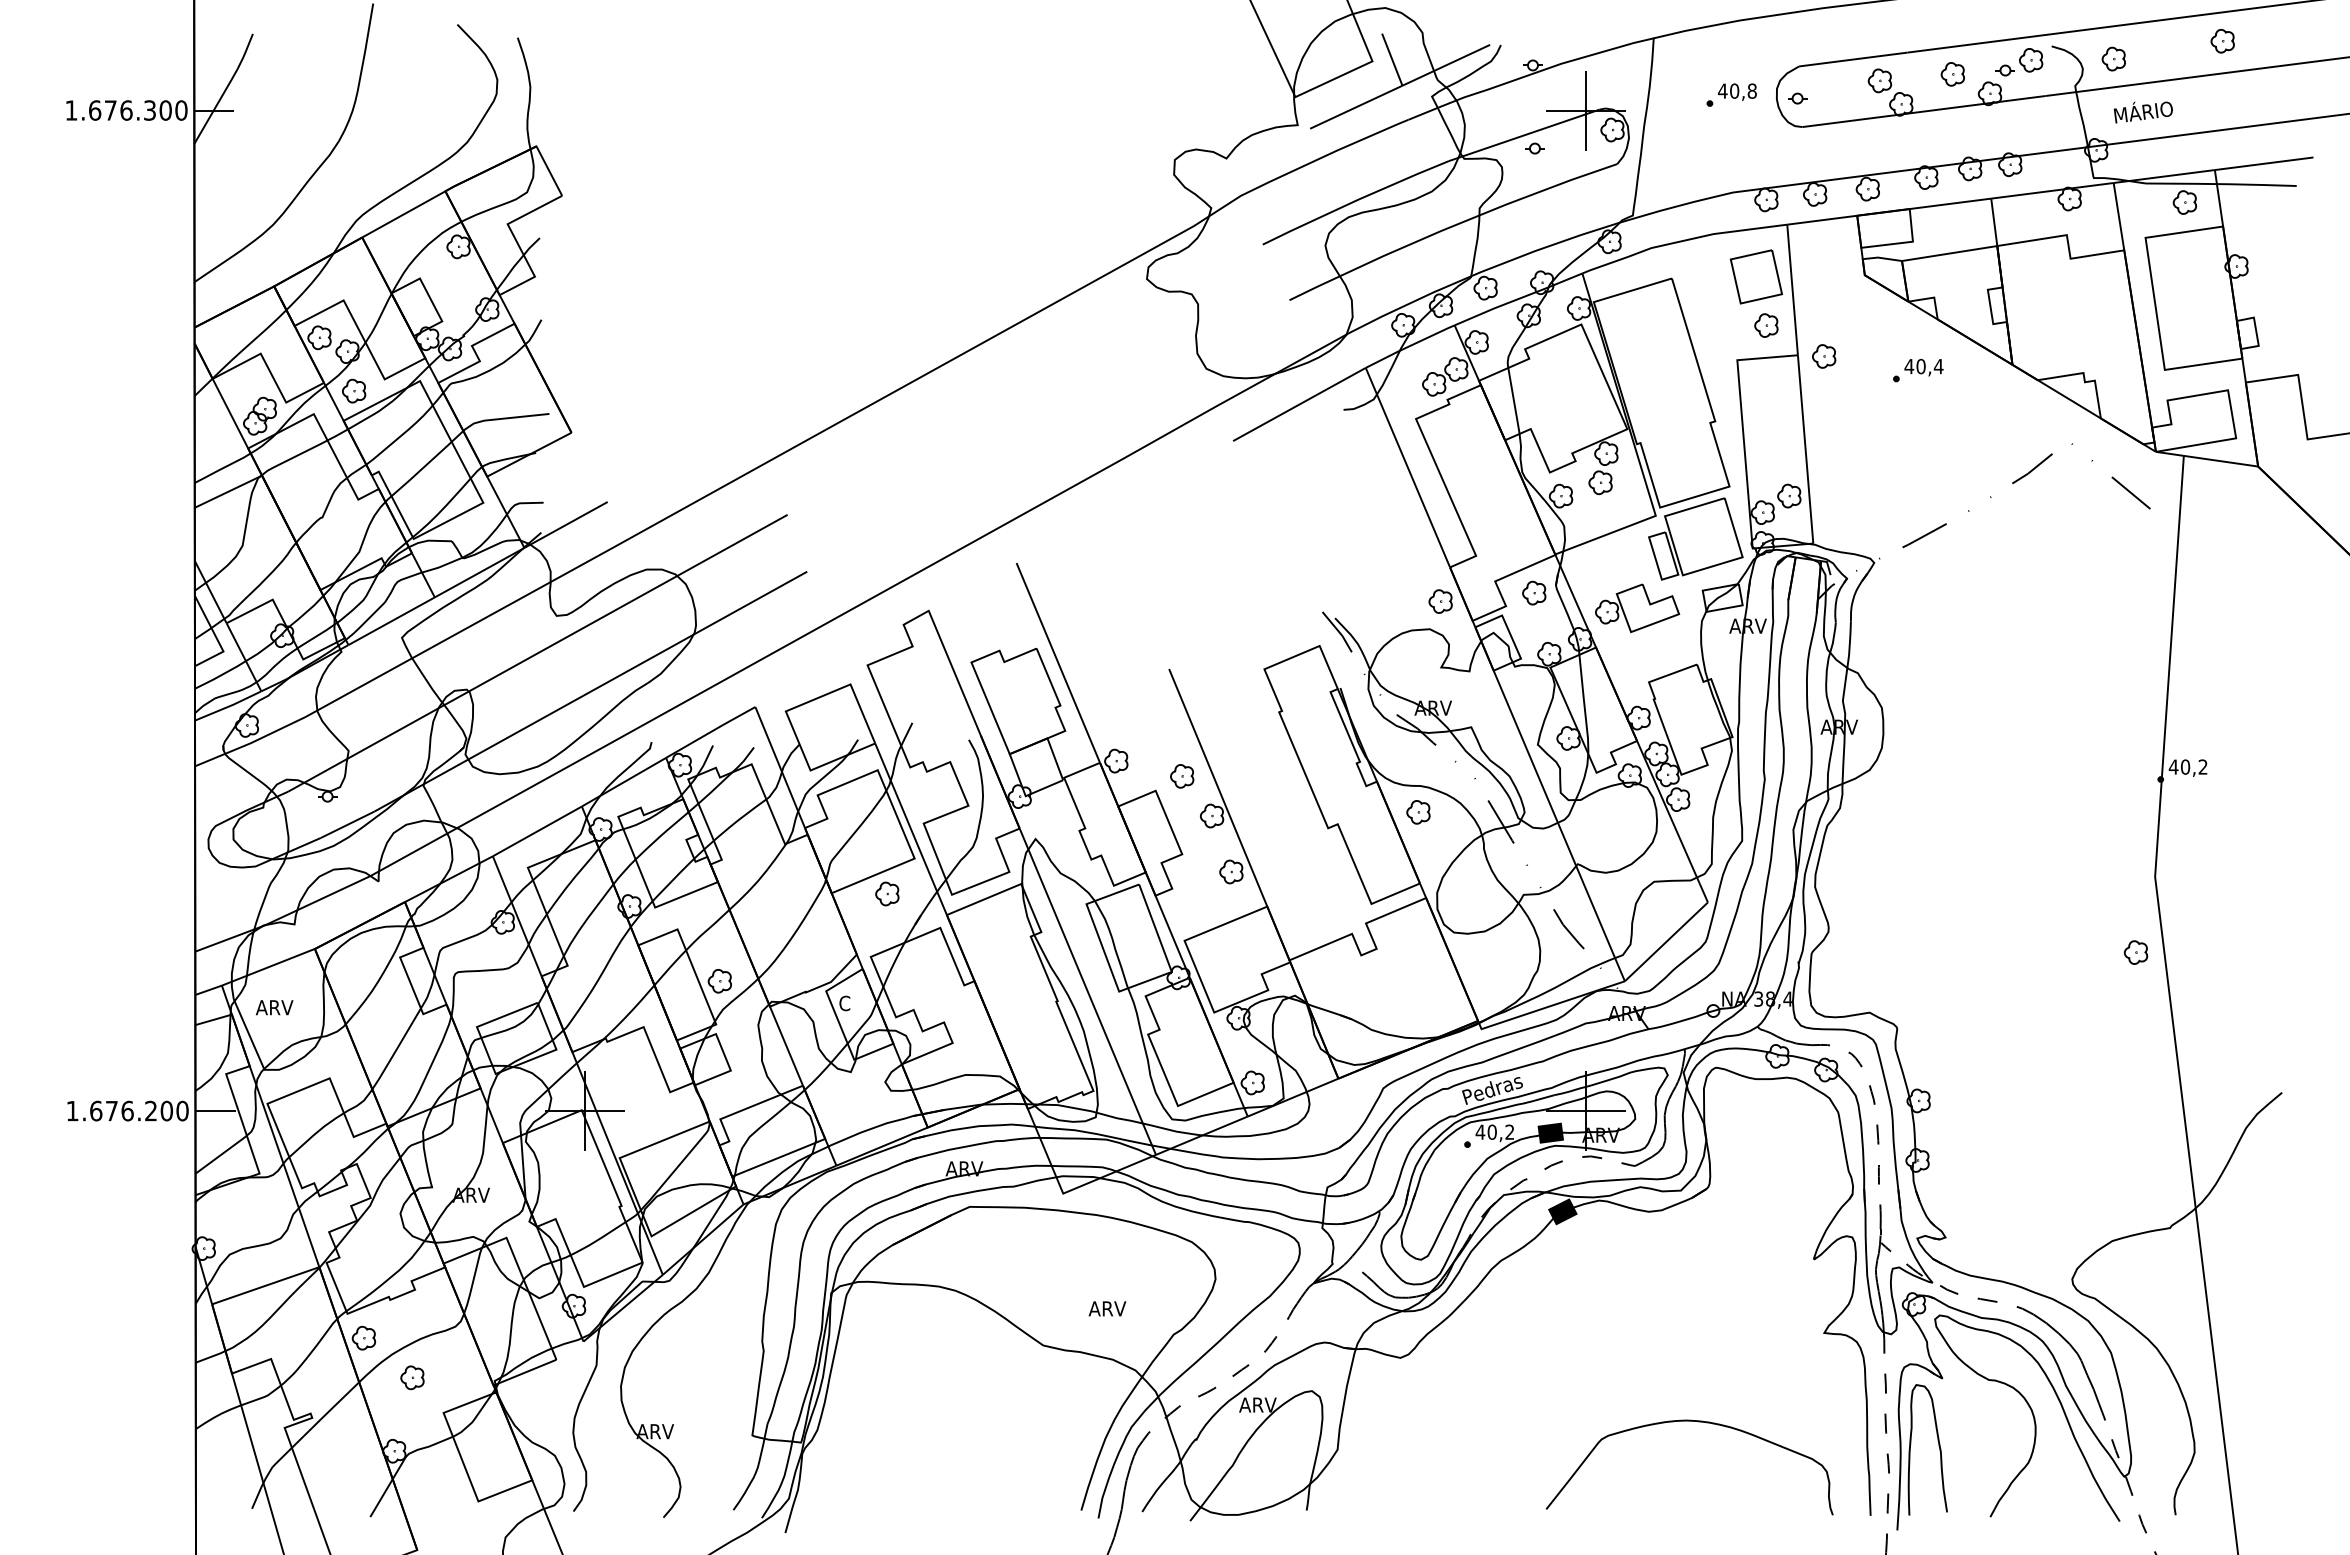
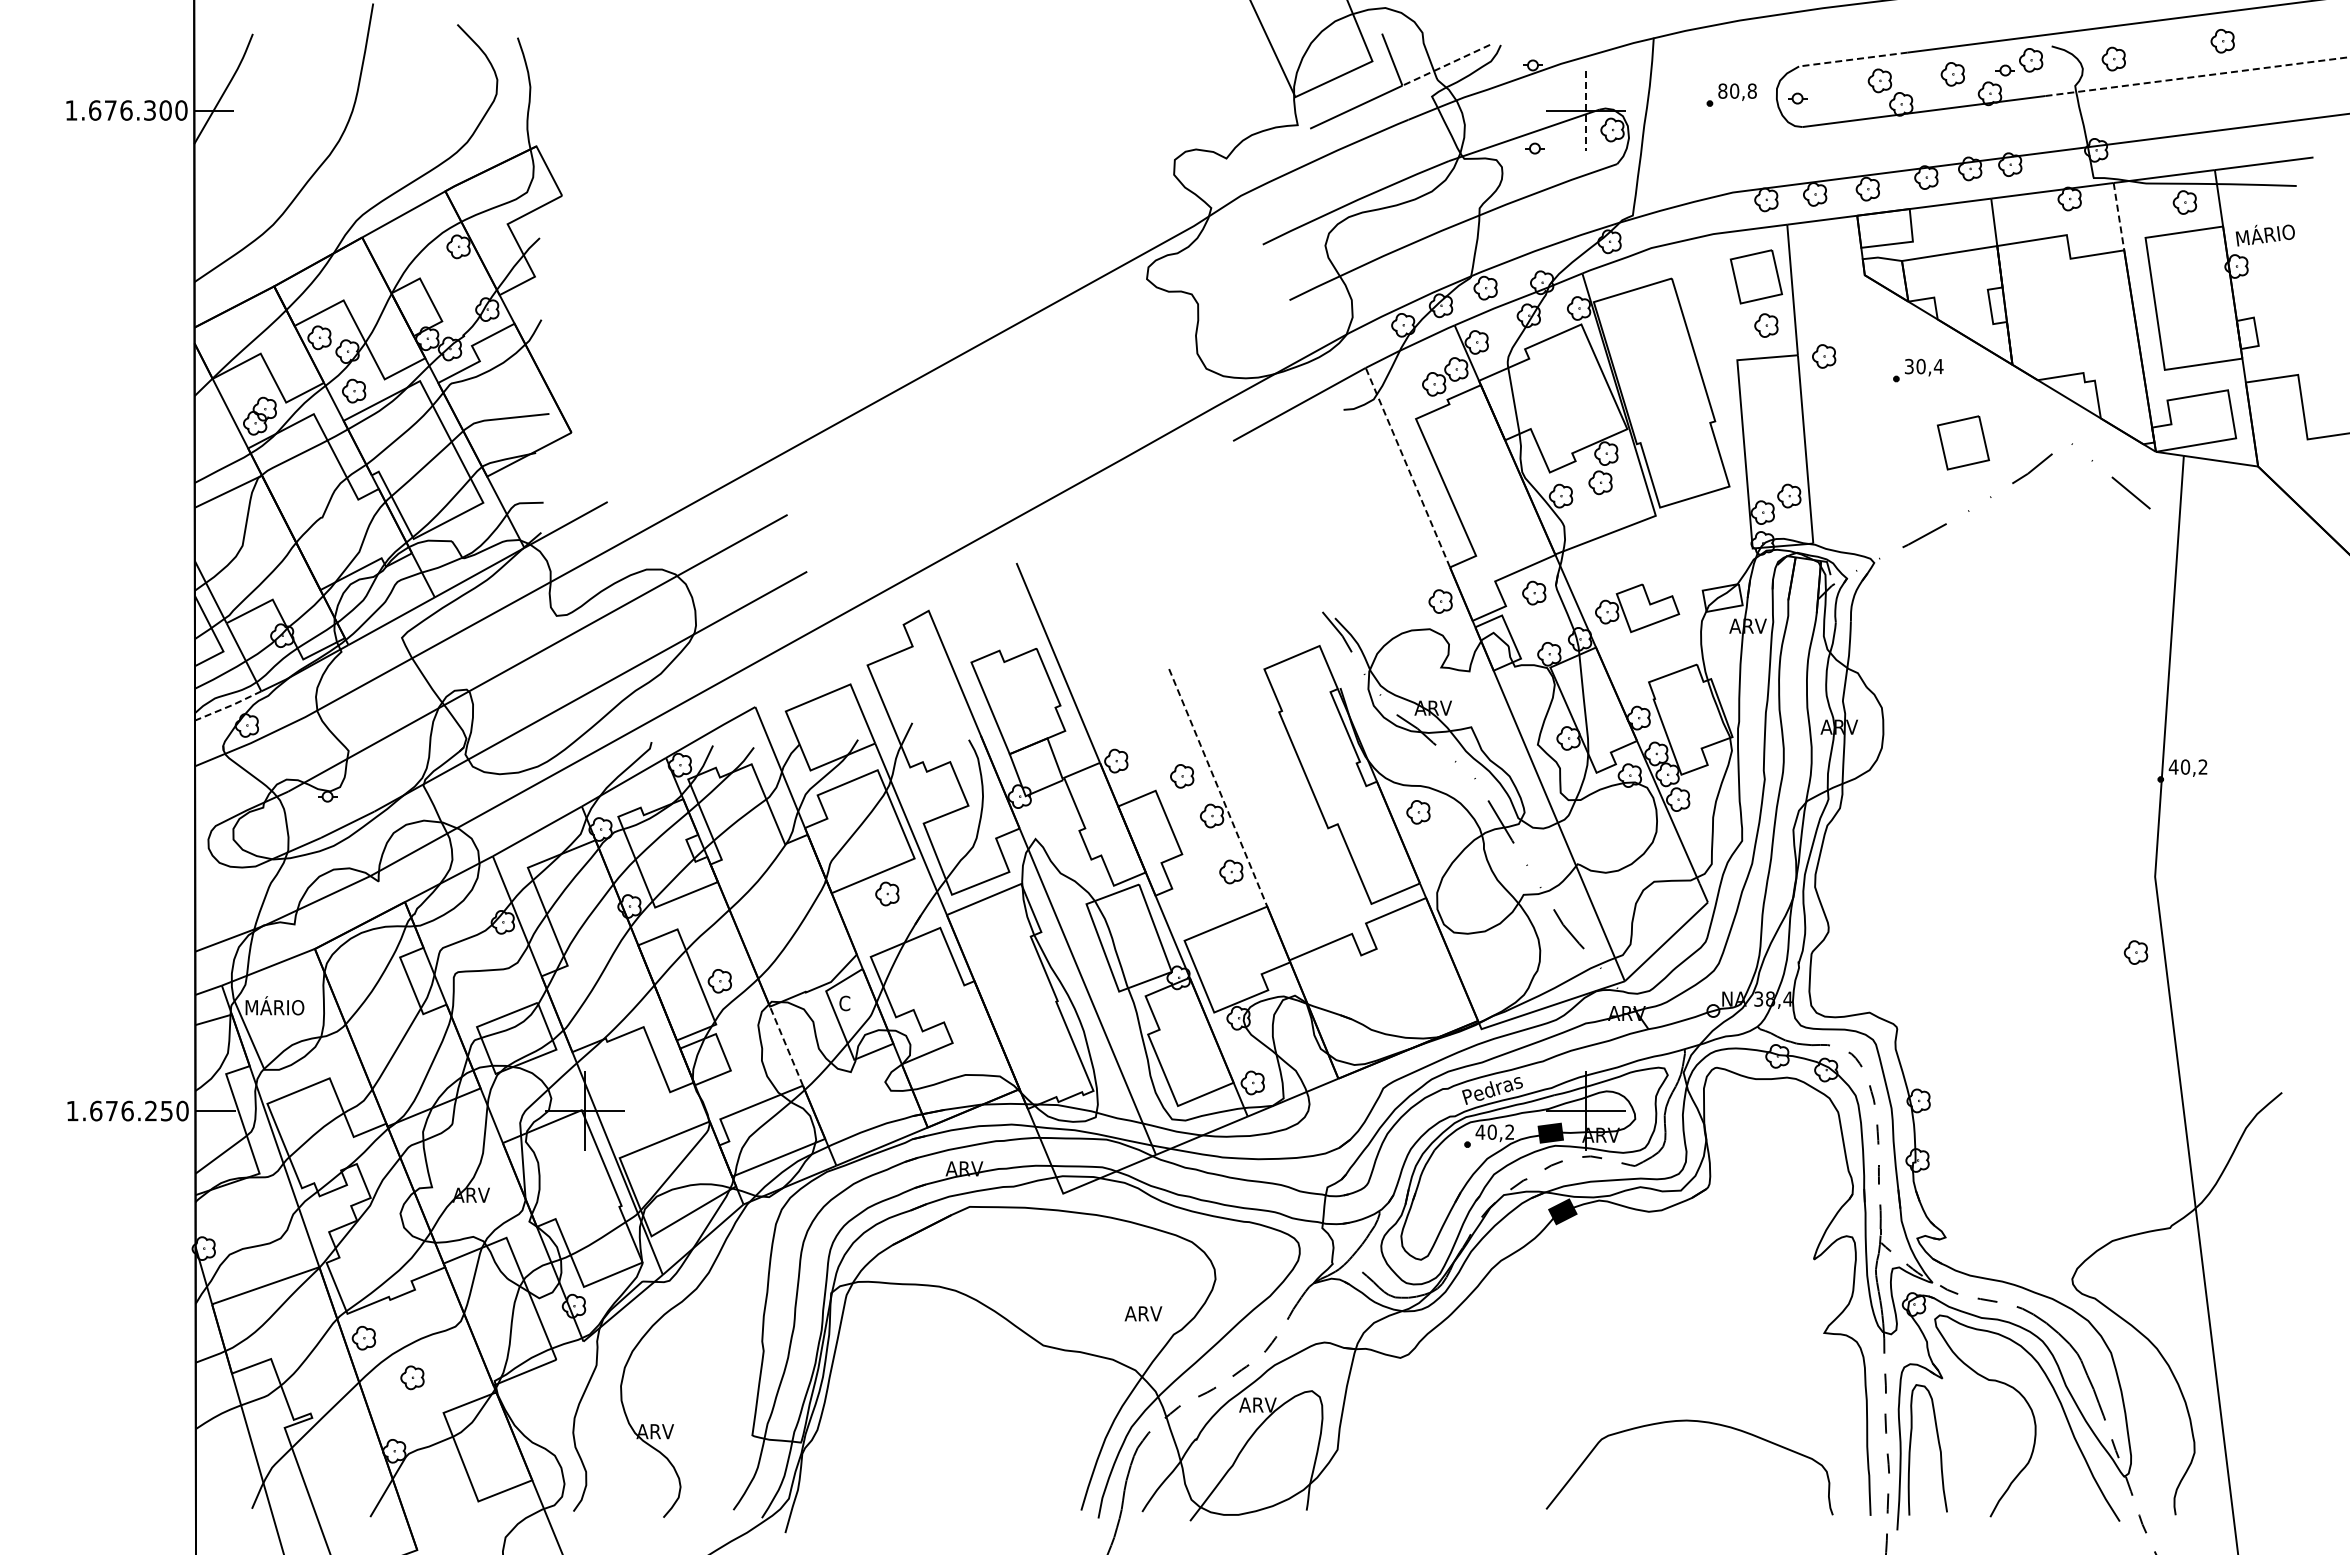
line: solid -> dashed (1853, 59)
line: solid -> dashed (1445, 65)
line: solid -> dashed (2197, 76)
text: 40,8 -> 80,8 (1722, 90)
line: solid -> dashed (1585, 111)
text position: (2142, 112) -> (2264, 235) (2264, 235)
line: solid -> dashed (2119, 217)
text: 40,4 -> 30,4 (1909, 366)
part: none -> present (1962, 442)
line: solid -> dashed (1407, 467)
part: present -> none (1695, 538)
line: solid -> dashed (228, 706)
line: solid -> dashed (1218, 787)
text: ARV -> MÁRIO (274, 1005)
line: solid -> dashed (786, 1046)
text: 1.676.200 -> 1.676.250 (166, 1110)
text position: (1107, 1308) -> (1143, 1313) (1143, 1313)
